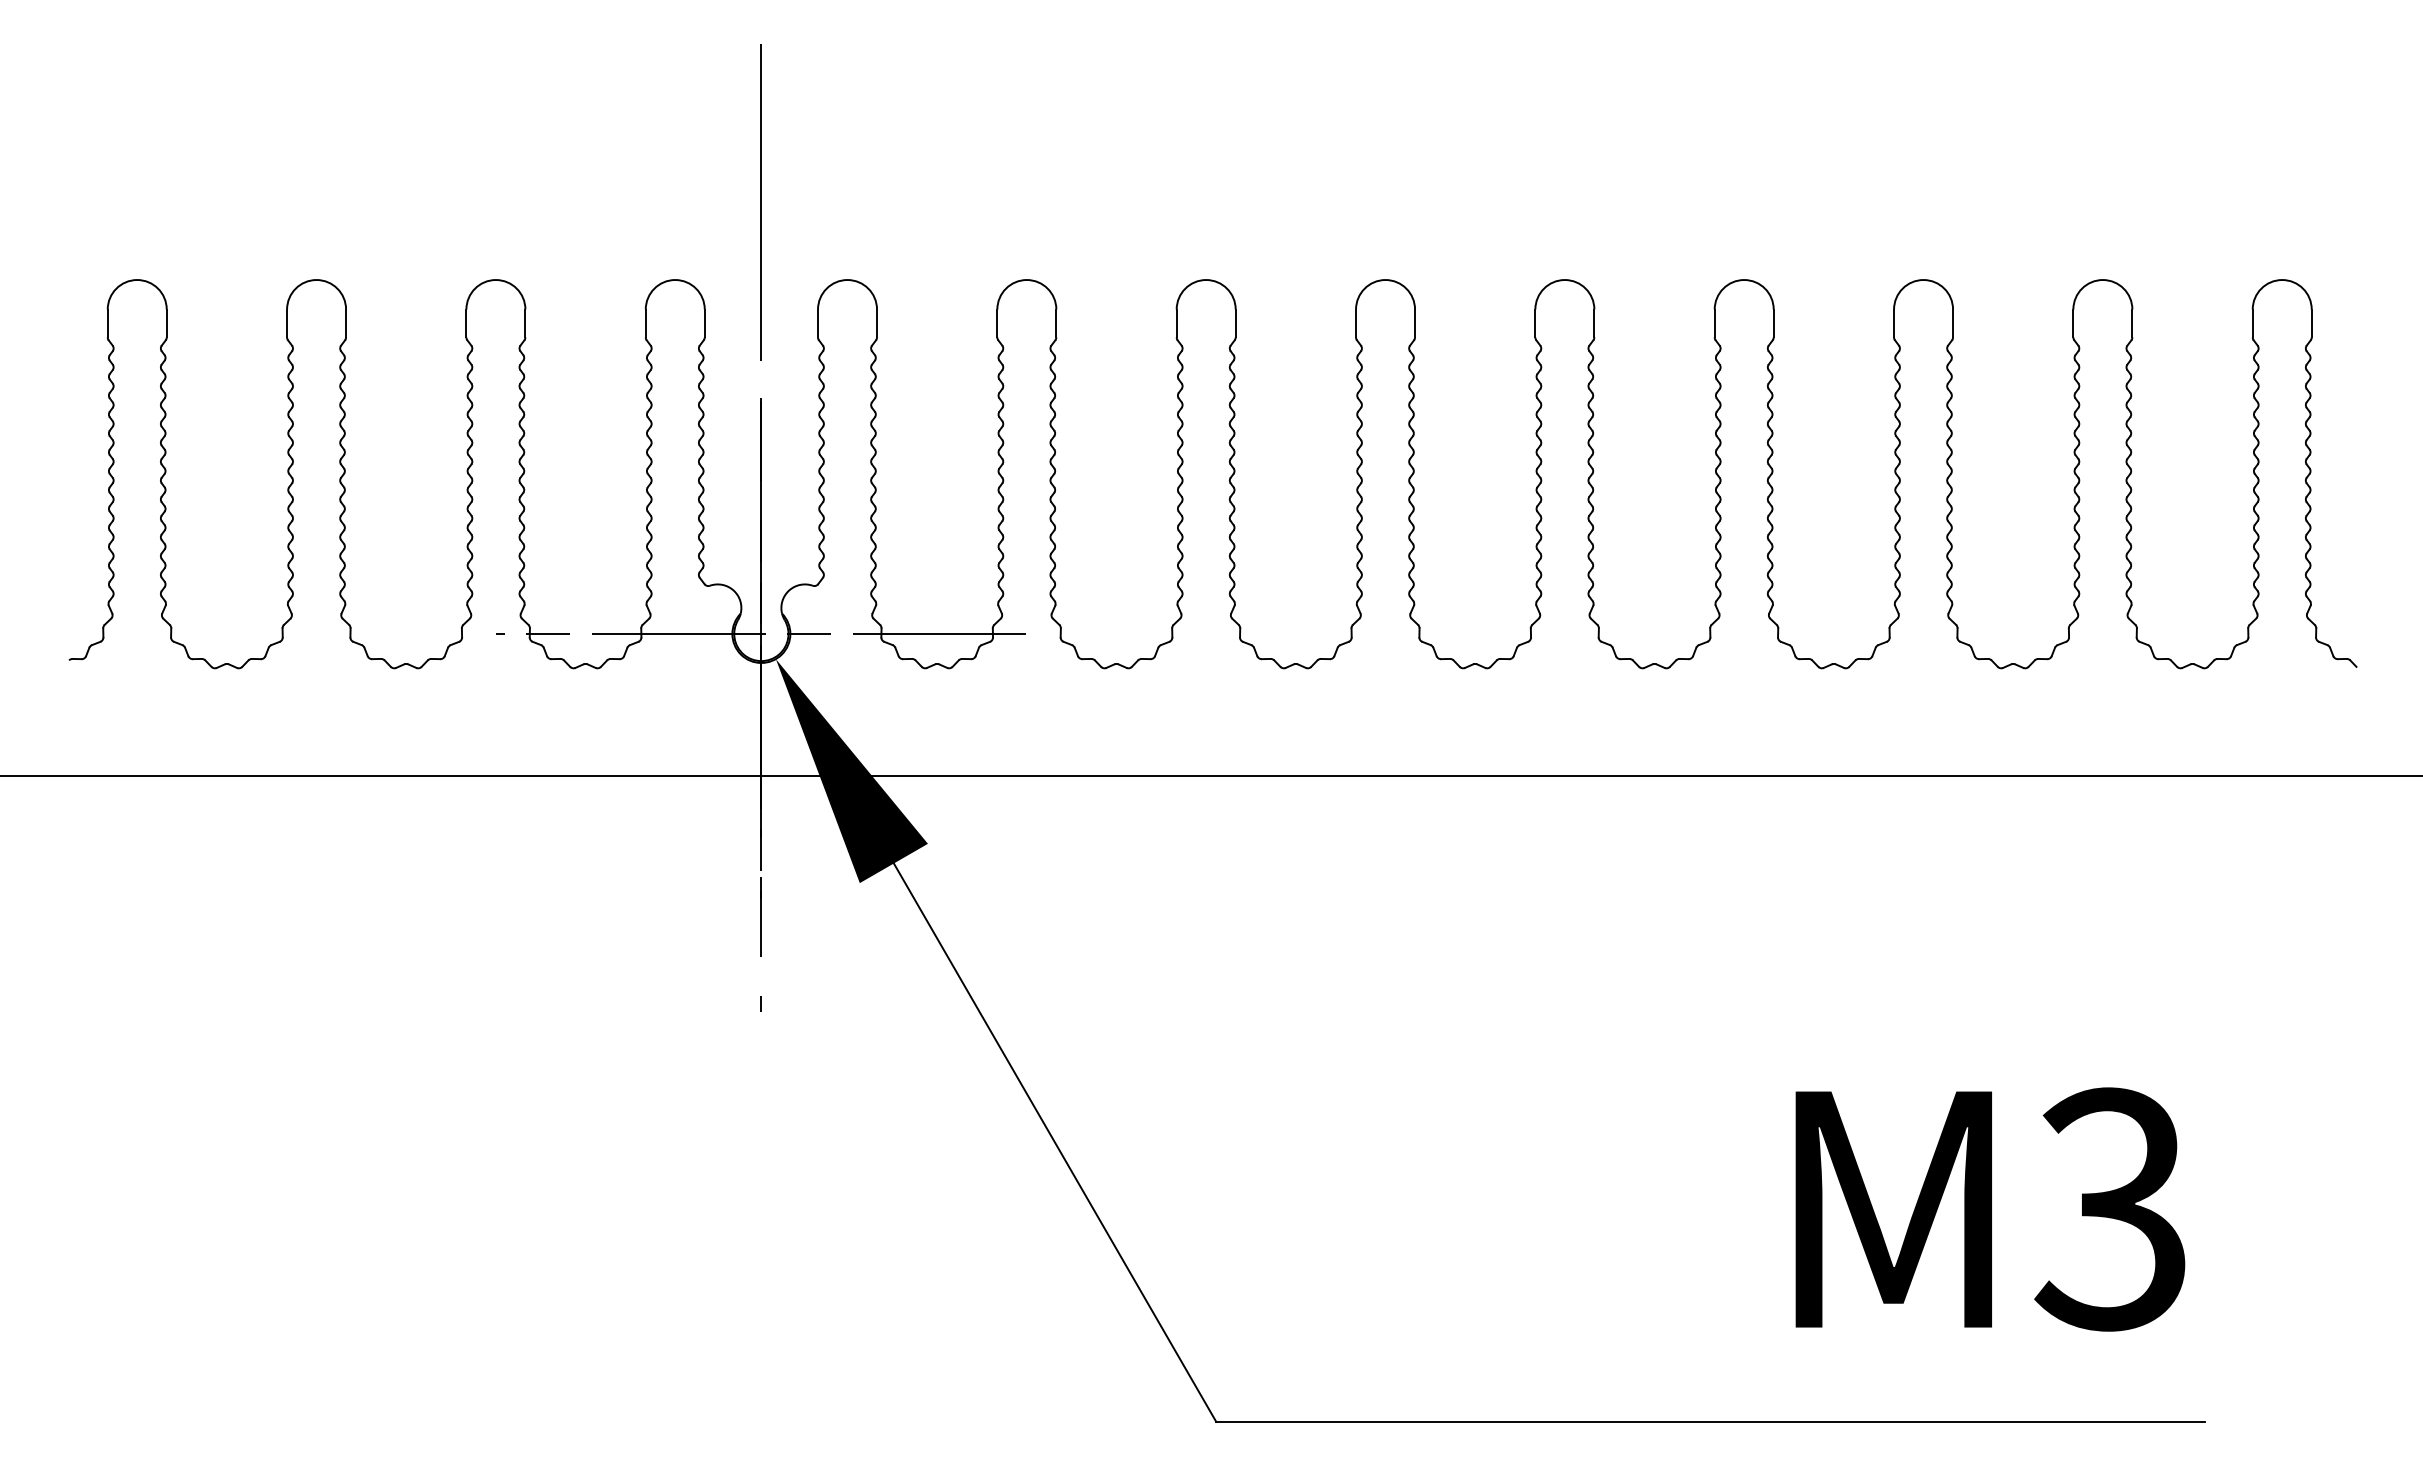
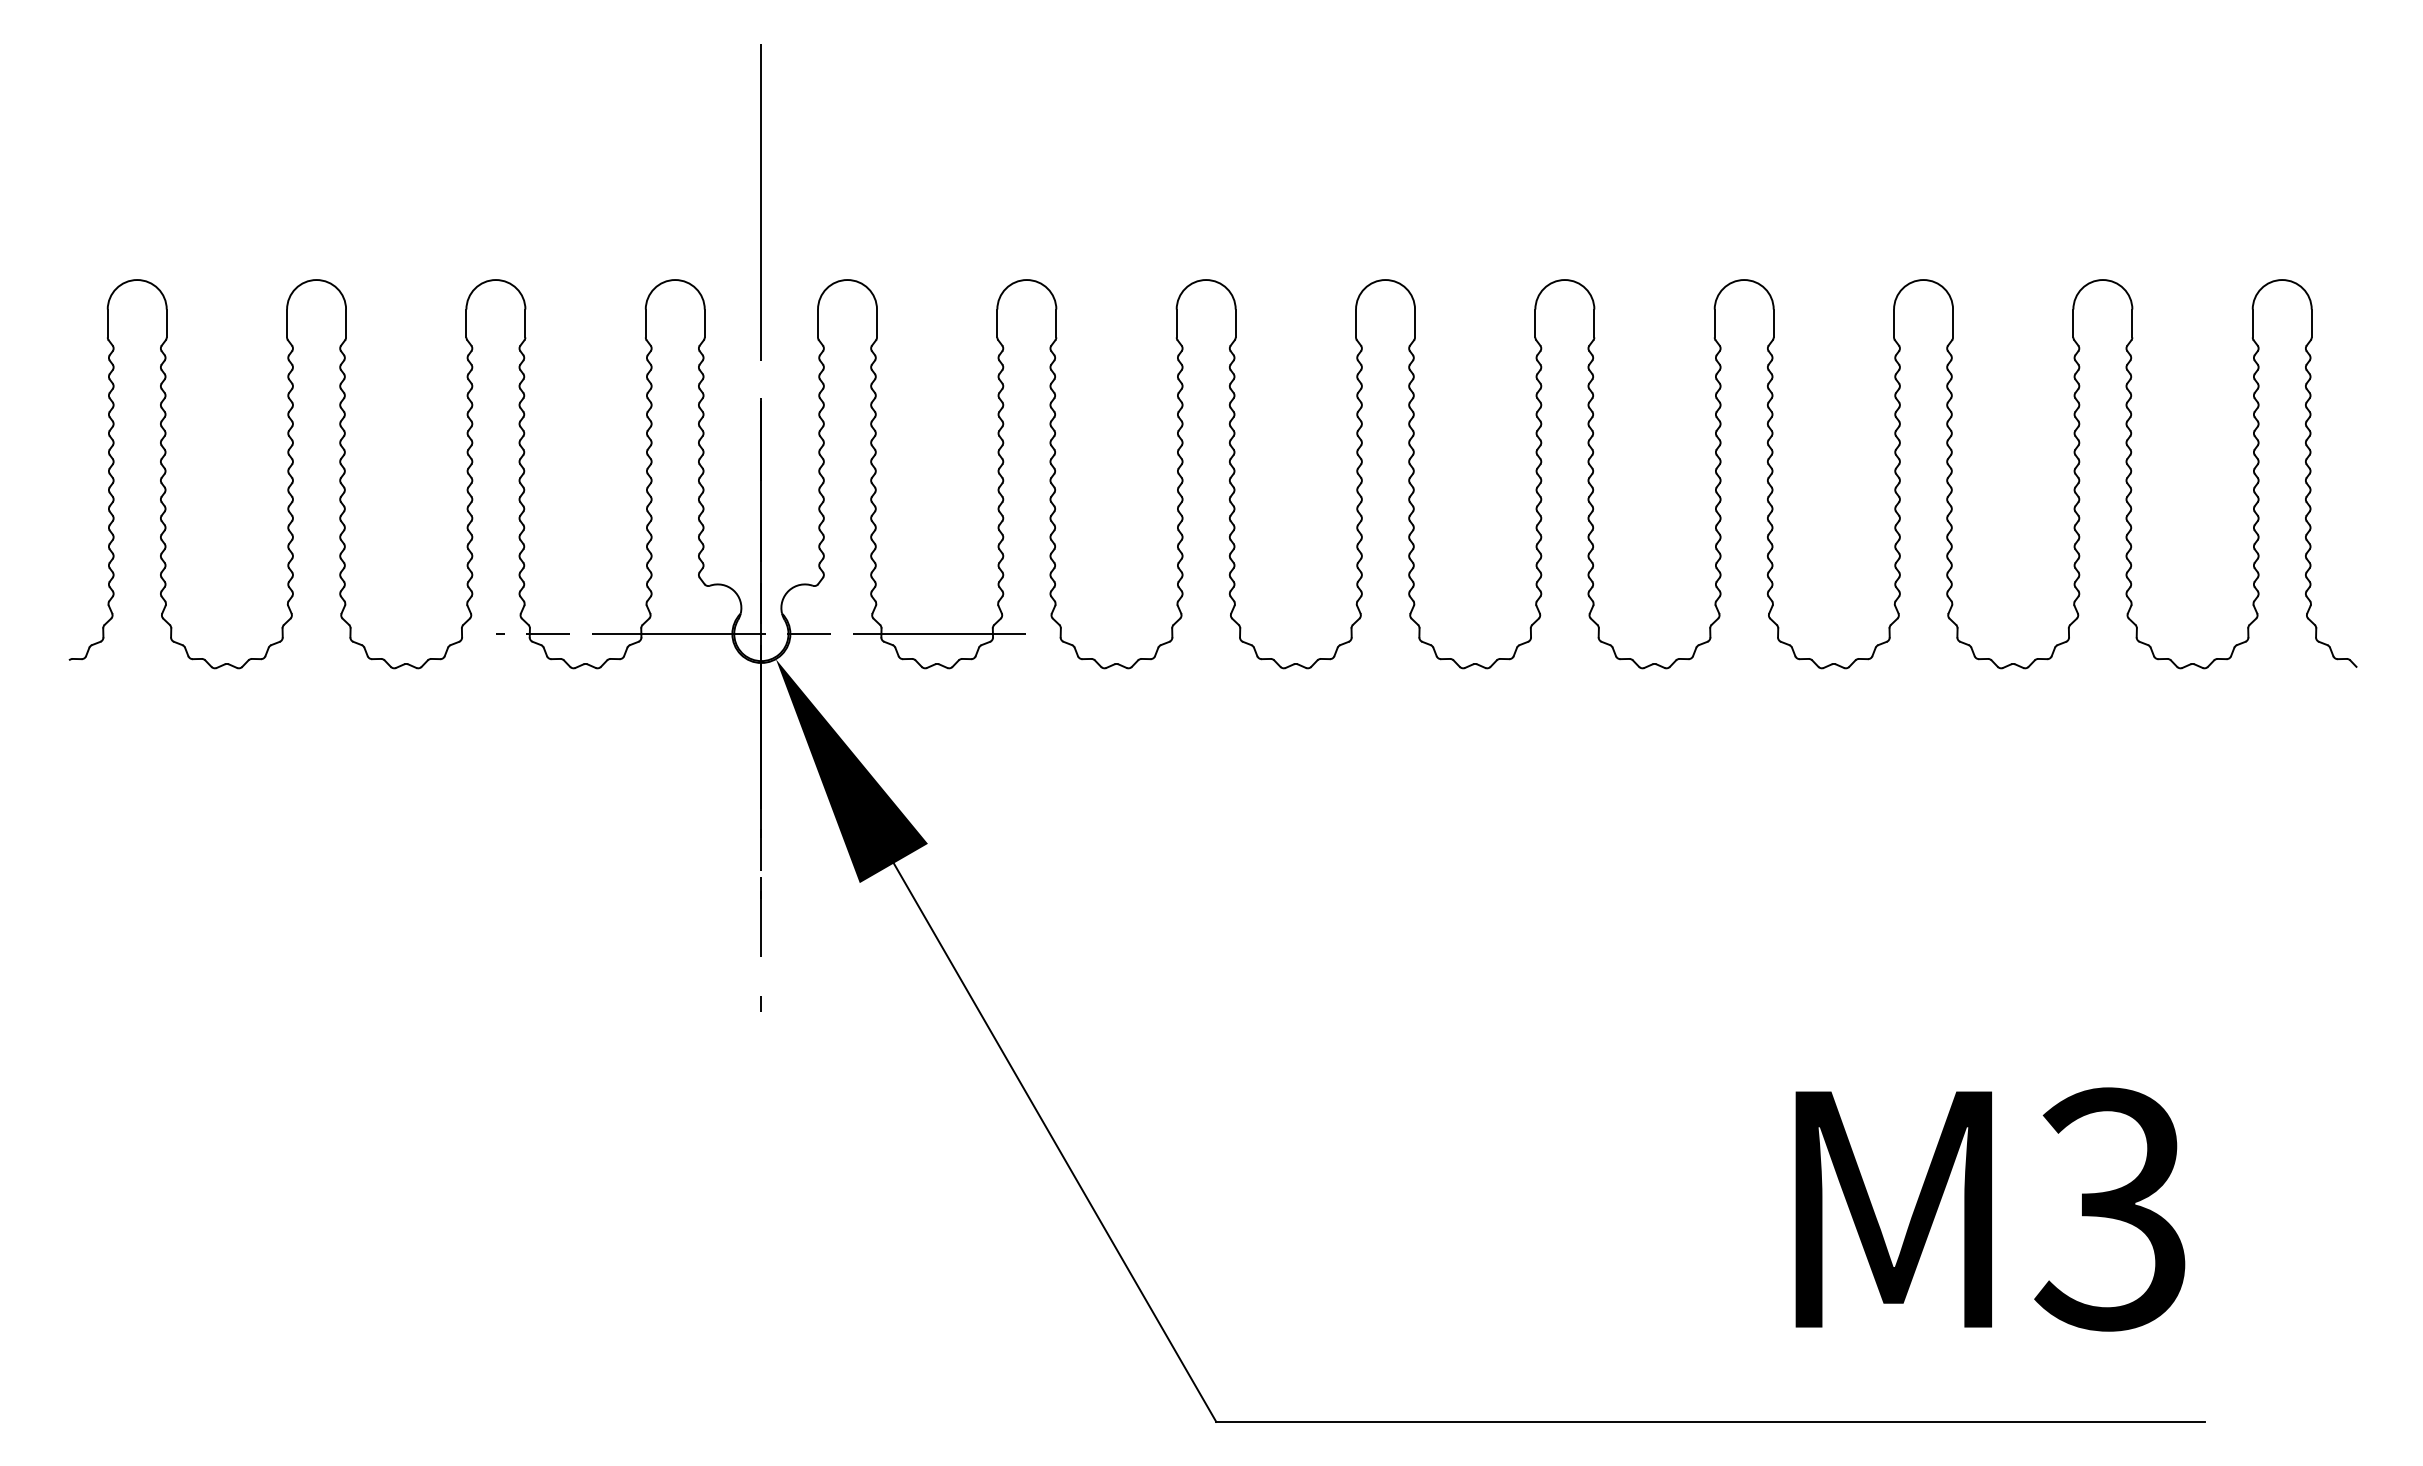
line: present -> none (1210, 775)
